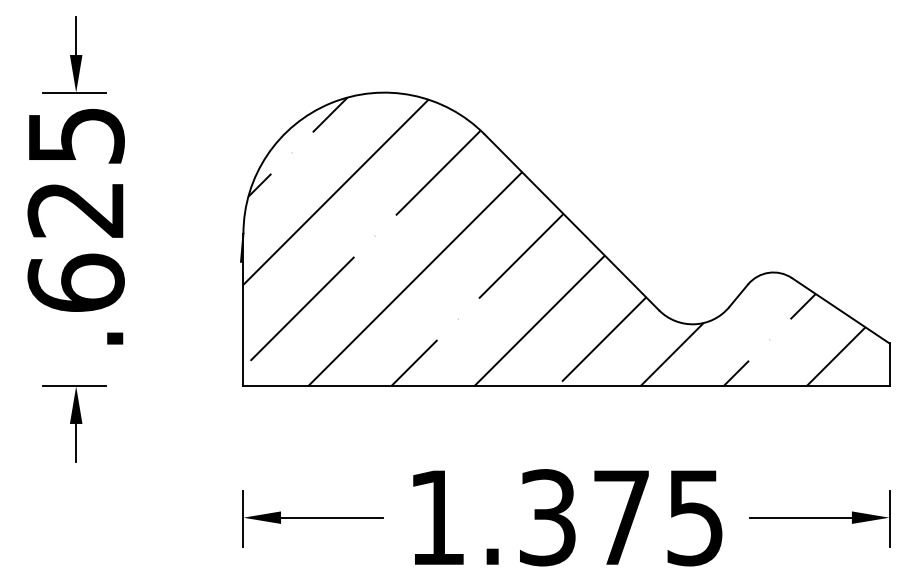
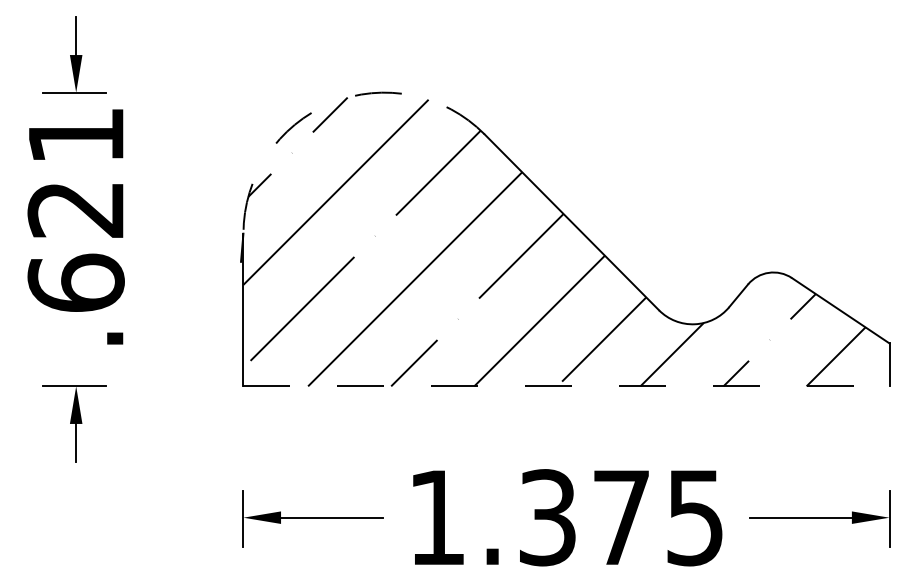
arc: solid -> dashed (330, 103)
text: .625 -> .621 (76, 135)
line: solid -> dashed (566, 386)
